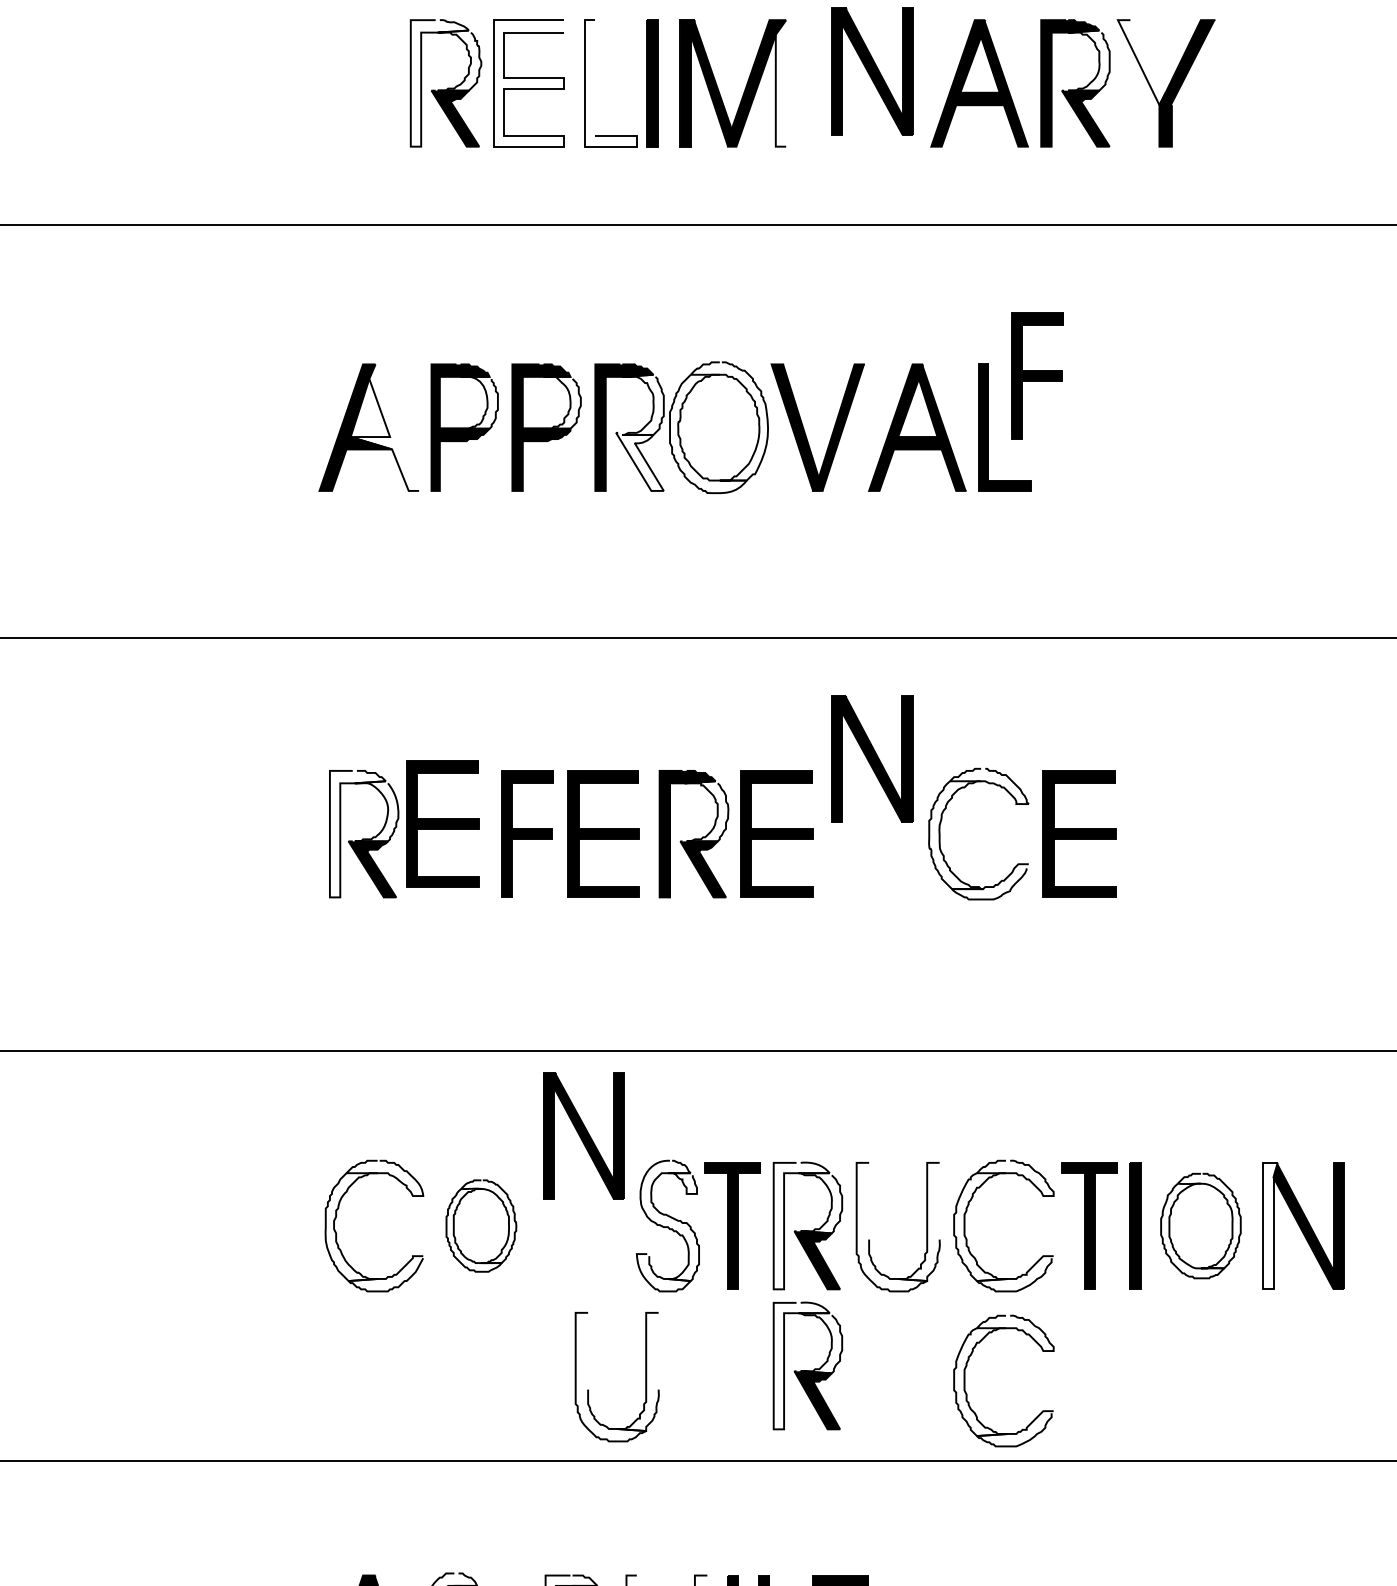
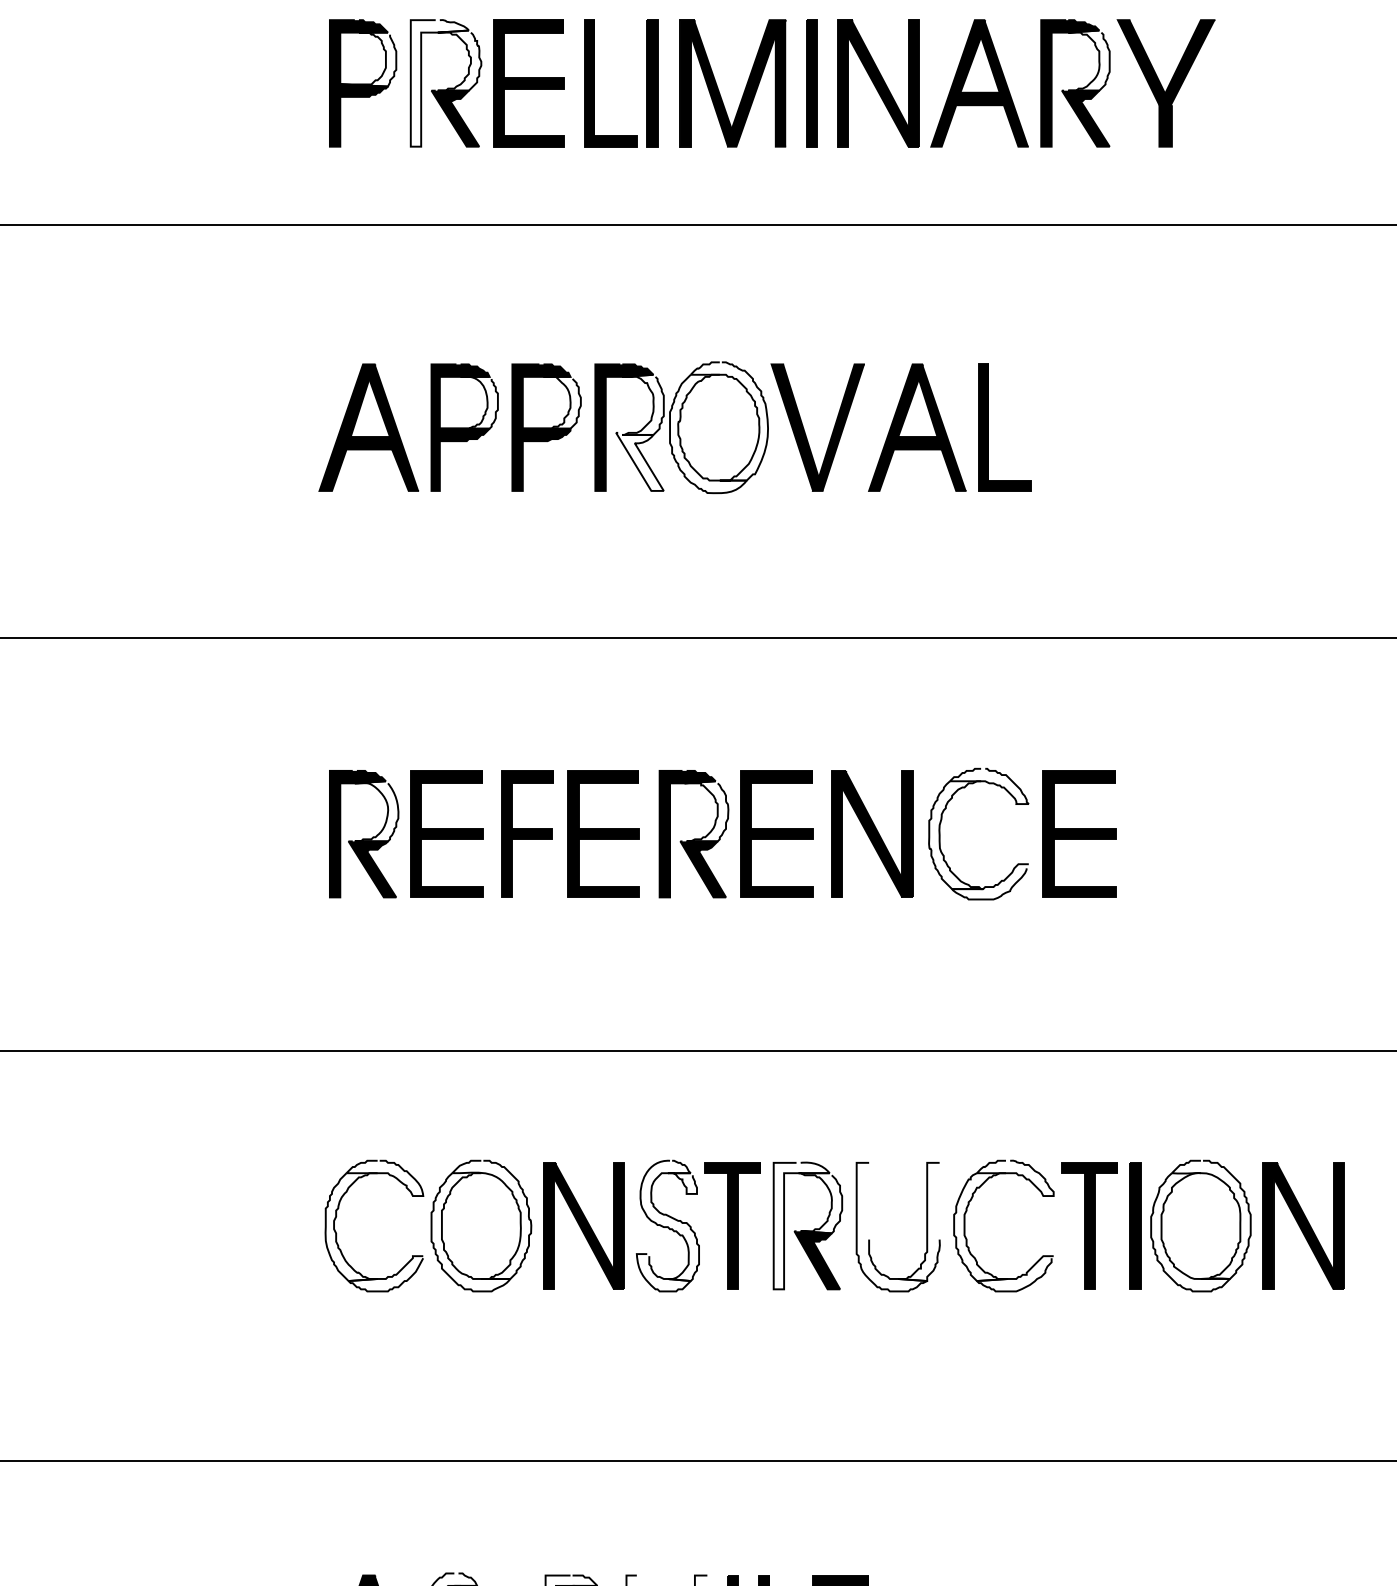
fill: none -> present (1141, 62)
part position: (872, 71) -> (878, 83) (878, 83)
part: none -> present (363, 83)
fill: none -> present (528, 83)
fill: none -> present (610, 83)
fill: none -> present (780, 83)
part: none -> present (811, 83)
part: present -> none (1037, 375)
fill: none -> present (384, 427)
part position: (872, 758) -> (872, 833) (872, 833)
part position: (442, 823) -> (446, 833) (446, 833)
fill: none -> present (357, 833)
part position: (583, 1135) -> (583, 1225) (583, 1225)
part size: 73x94 px -> 103x134 px (481, 1225)
part size: 82x108 px -> 102x134 px (1200, 1225)
fill: none -> present (1270, 1225)
part: present -> none (807, 1365)
part: present -> none (645, 1377)
part: present -> none (965, 1380)
